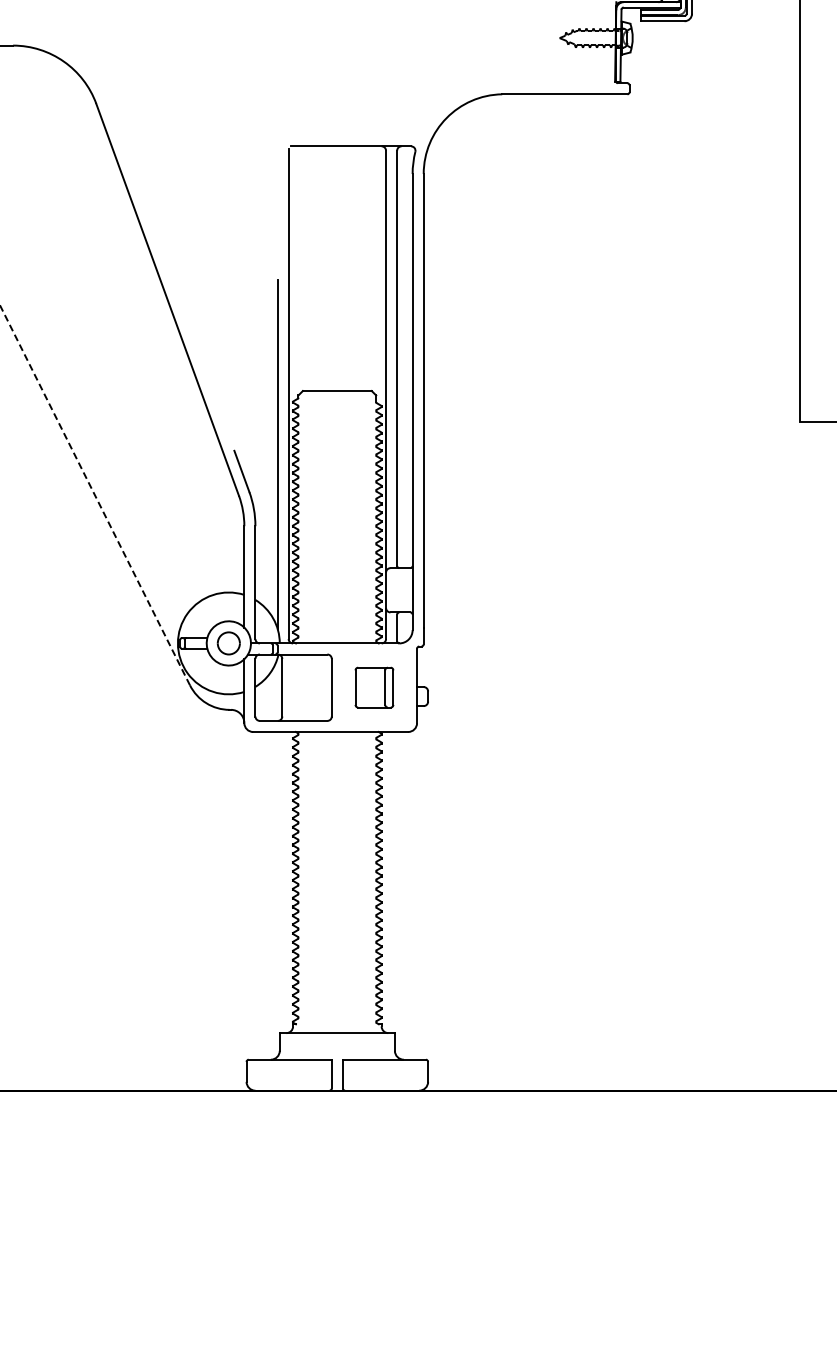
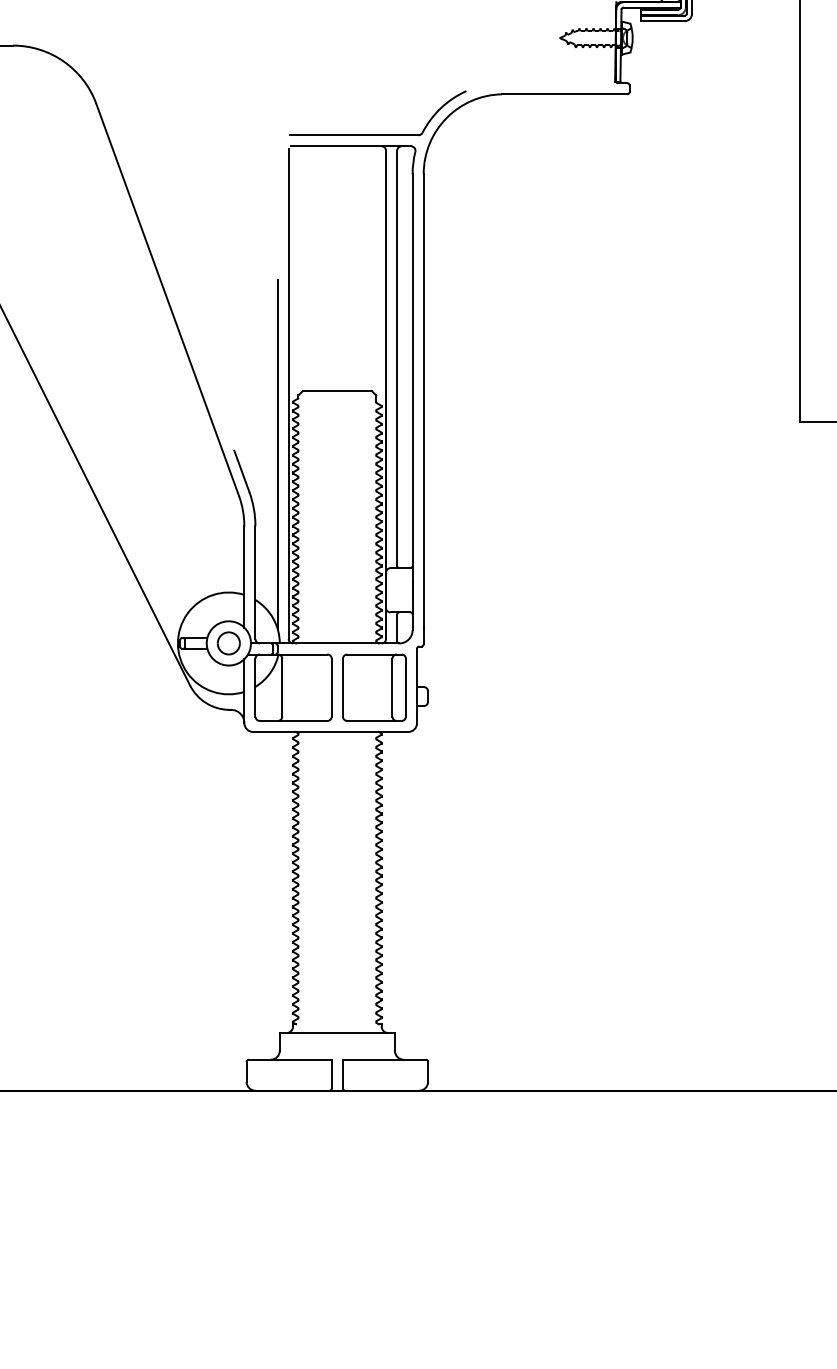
part: none -> present (377, 134)
line: dashed -> solid (94, 495)
part size: 41x43 px -> 65x69 px (374, 687)
